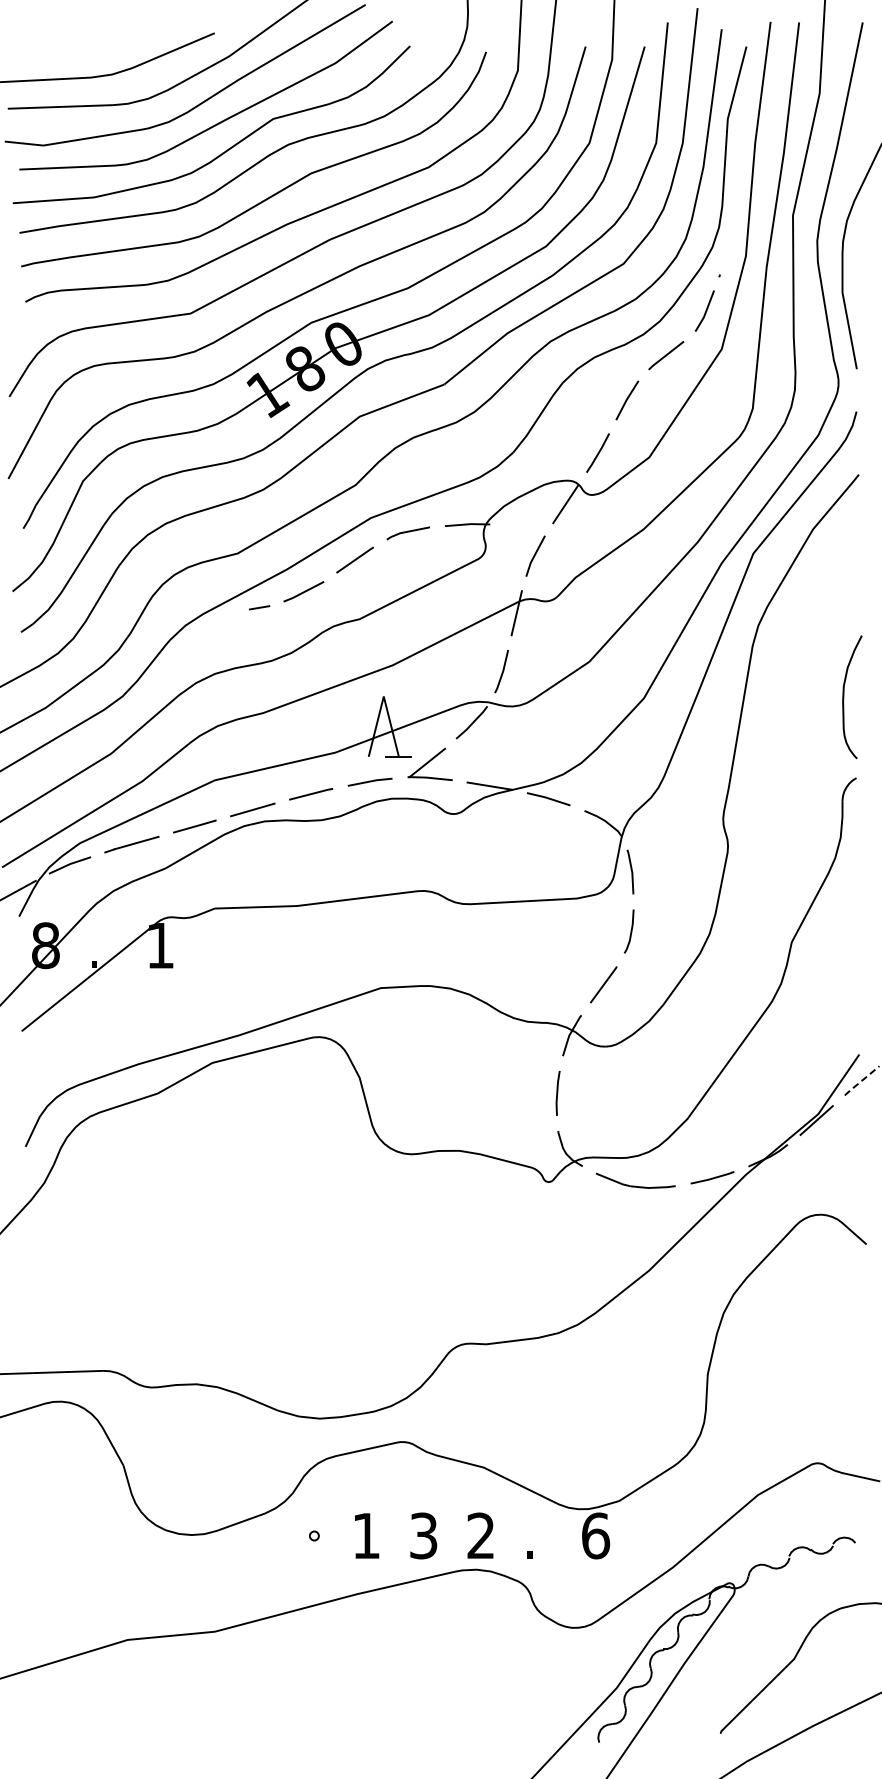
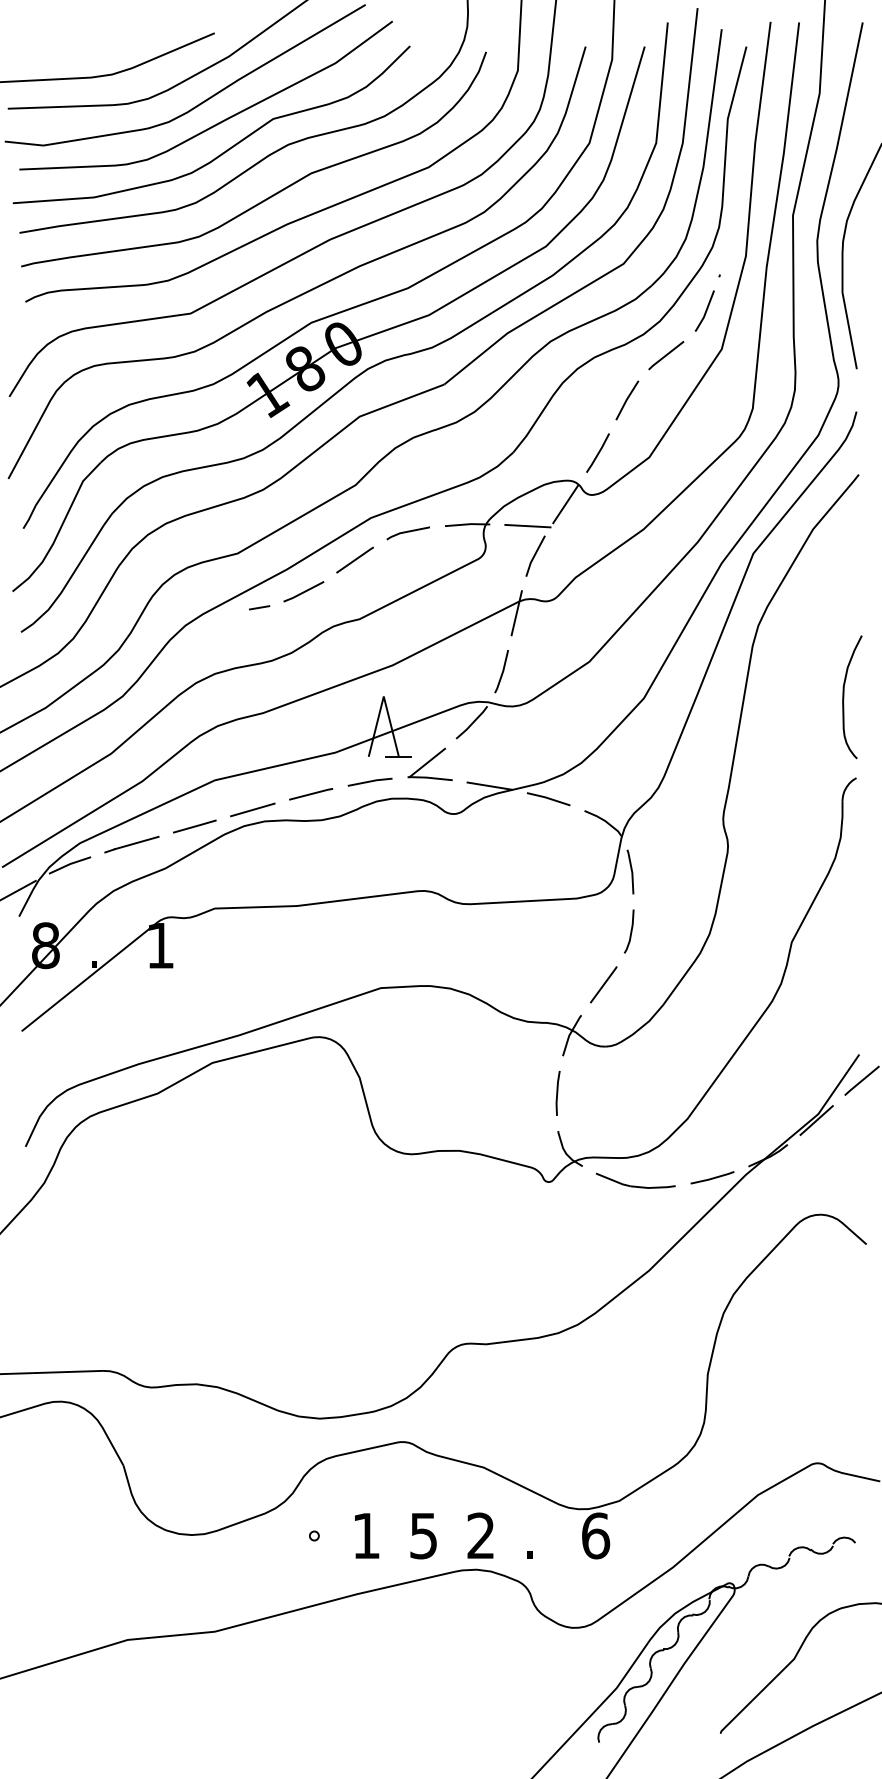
line: none -> present (527, 525)
line: dashed -> solid (862, 1080)
text: 3 -> 5 (423, 1535)
